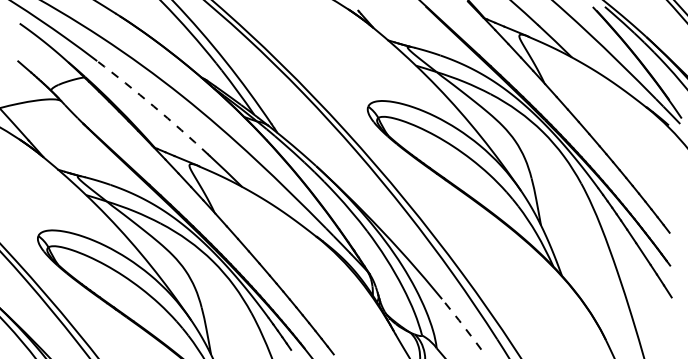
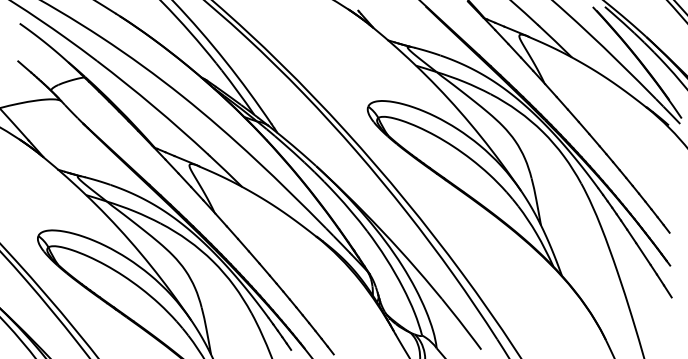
arc: dashed -> solid (153, 106)
line: dashed -> solid (462, 324)
